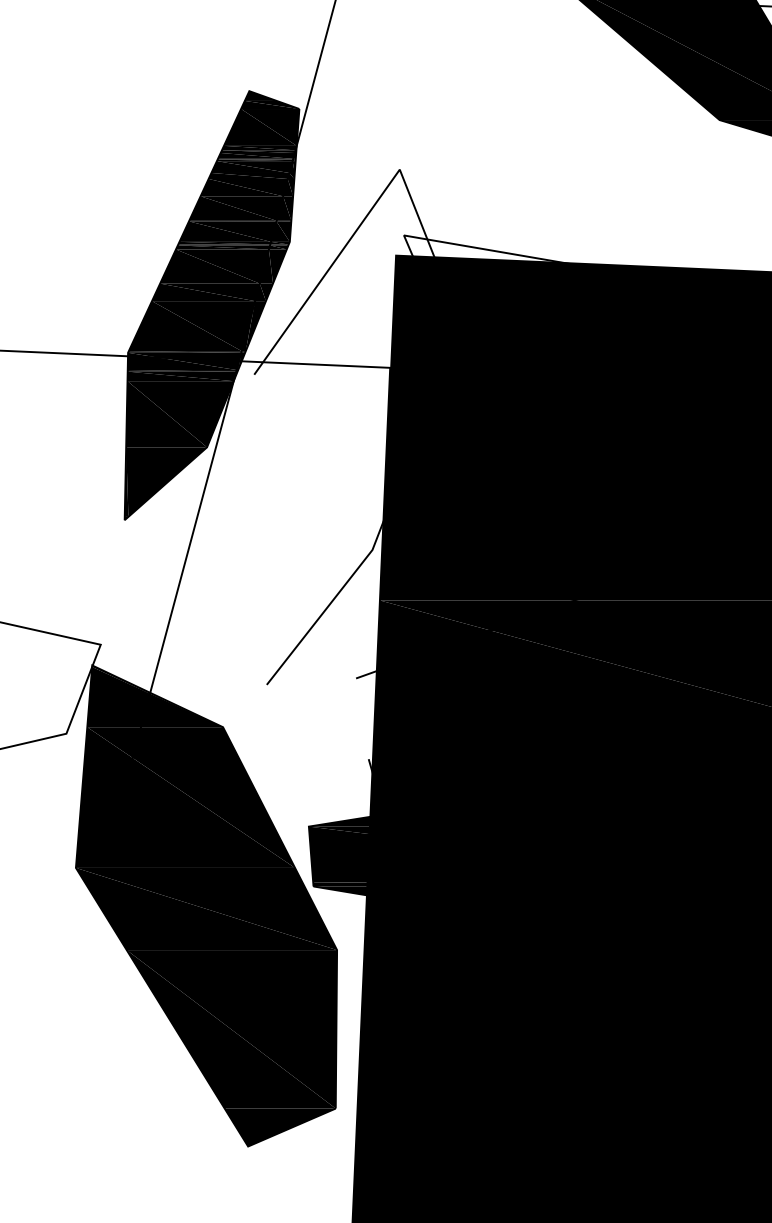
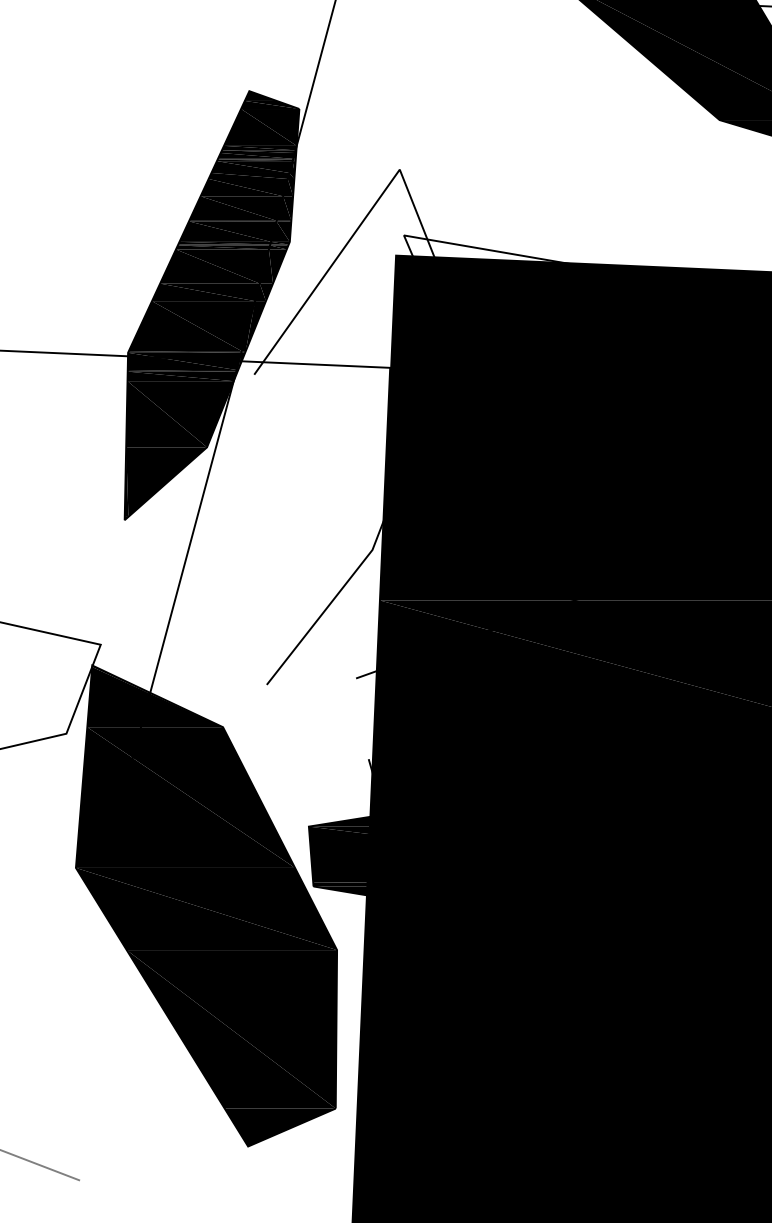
line: none -> present (40, 1165)
